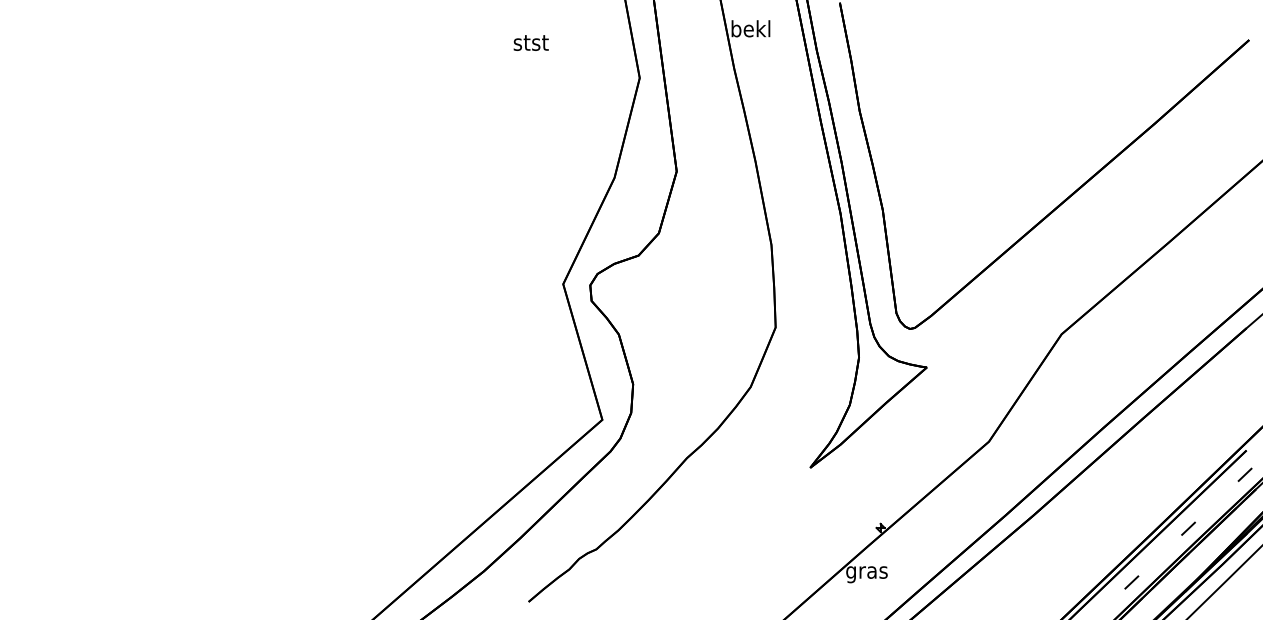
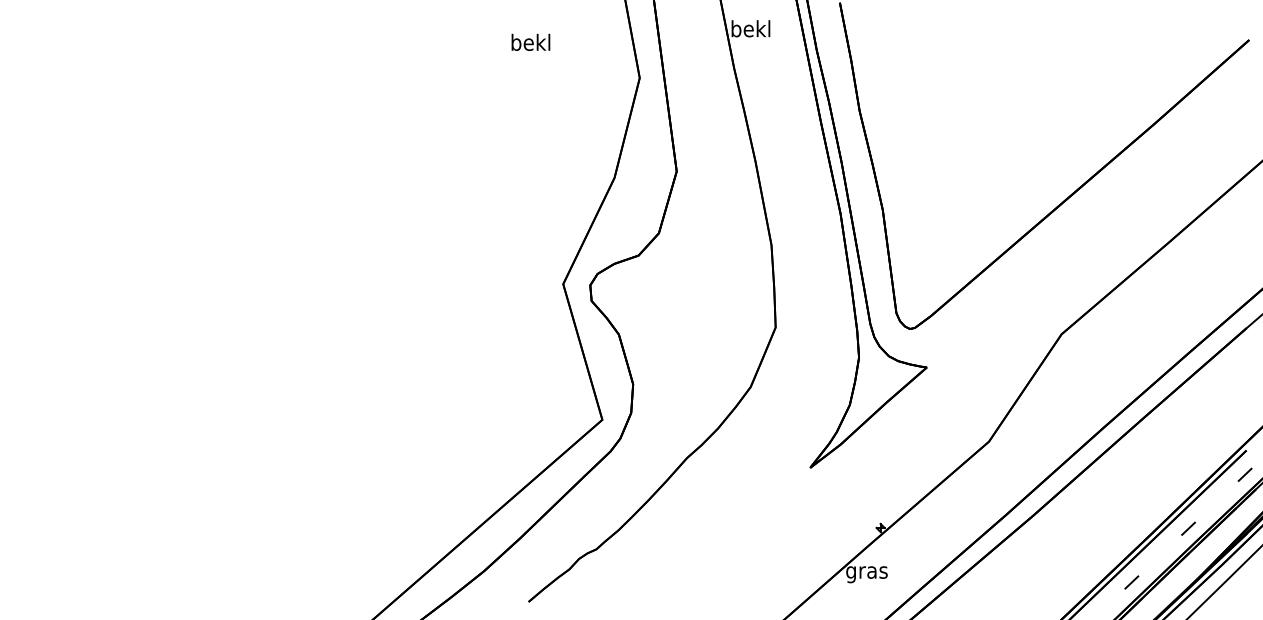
text: stst -> bekl (530, 41)
